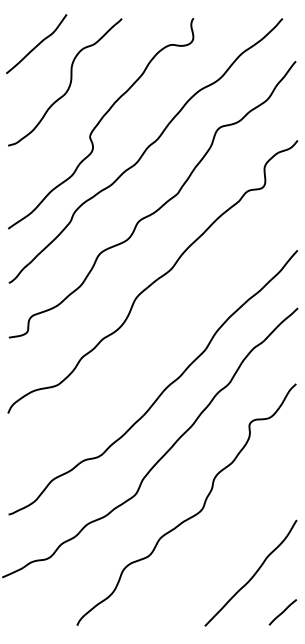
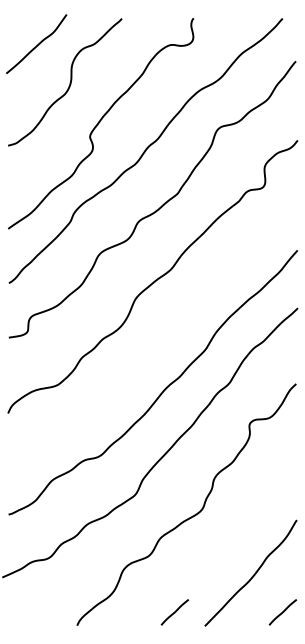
line: none -> present (174, 612)
